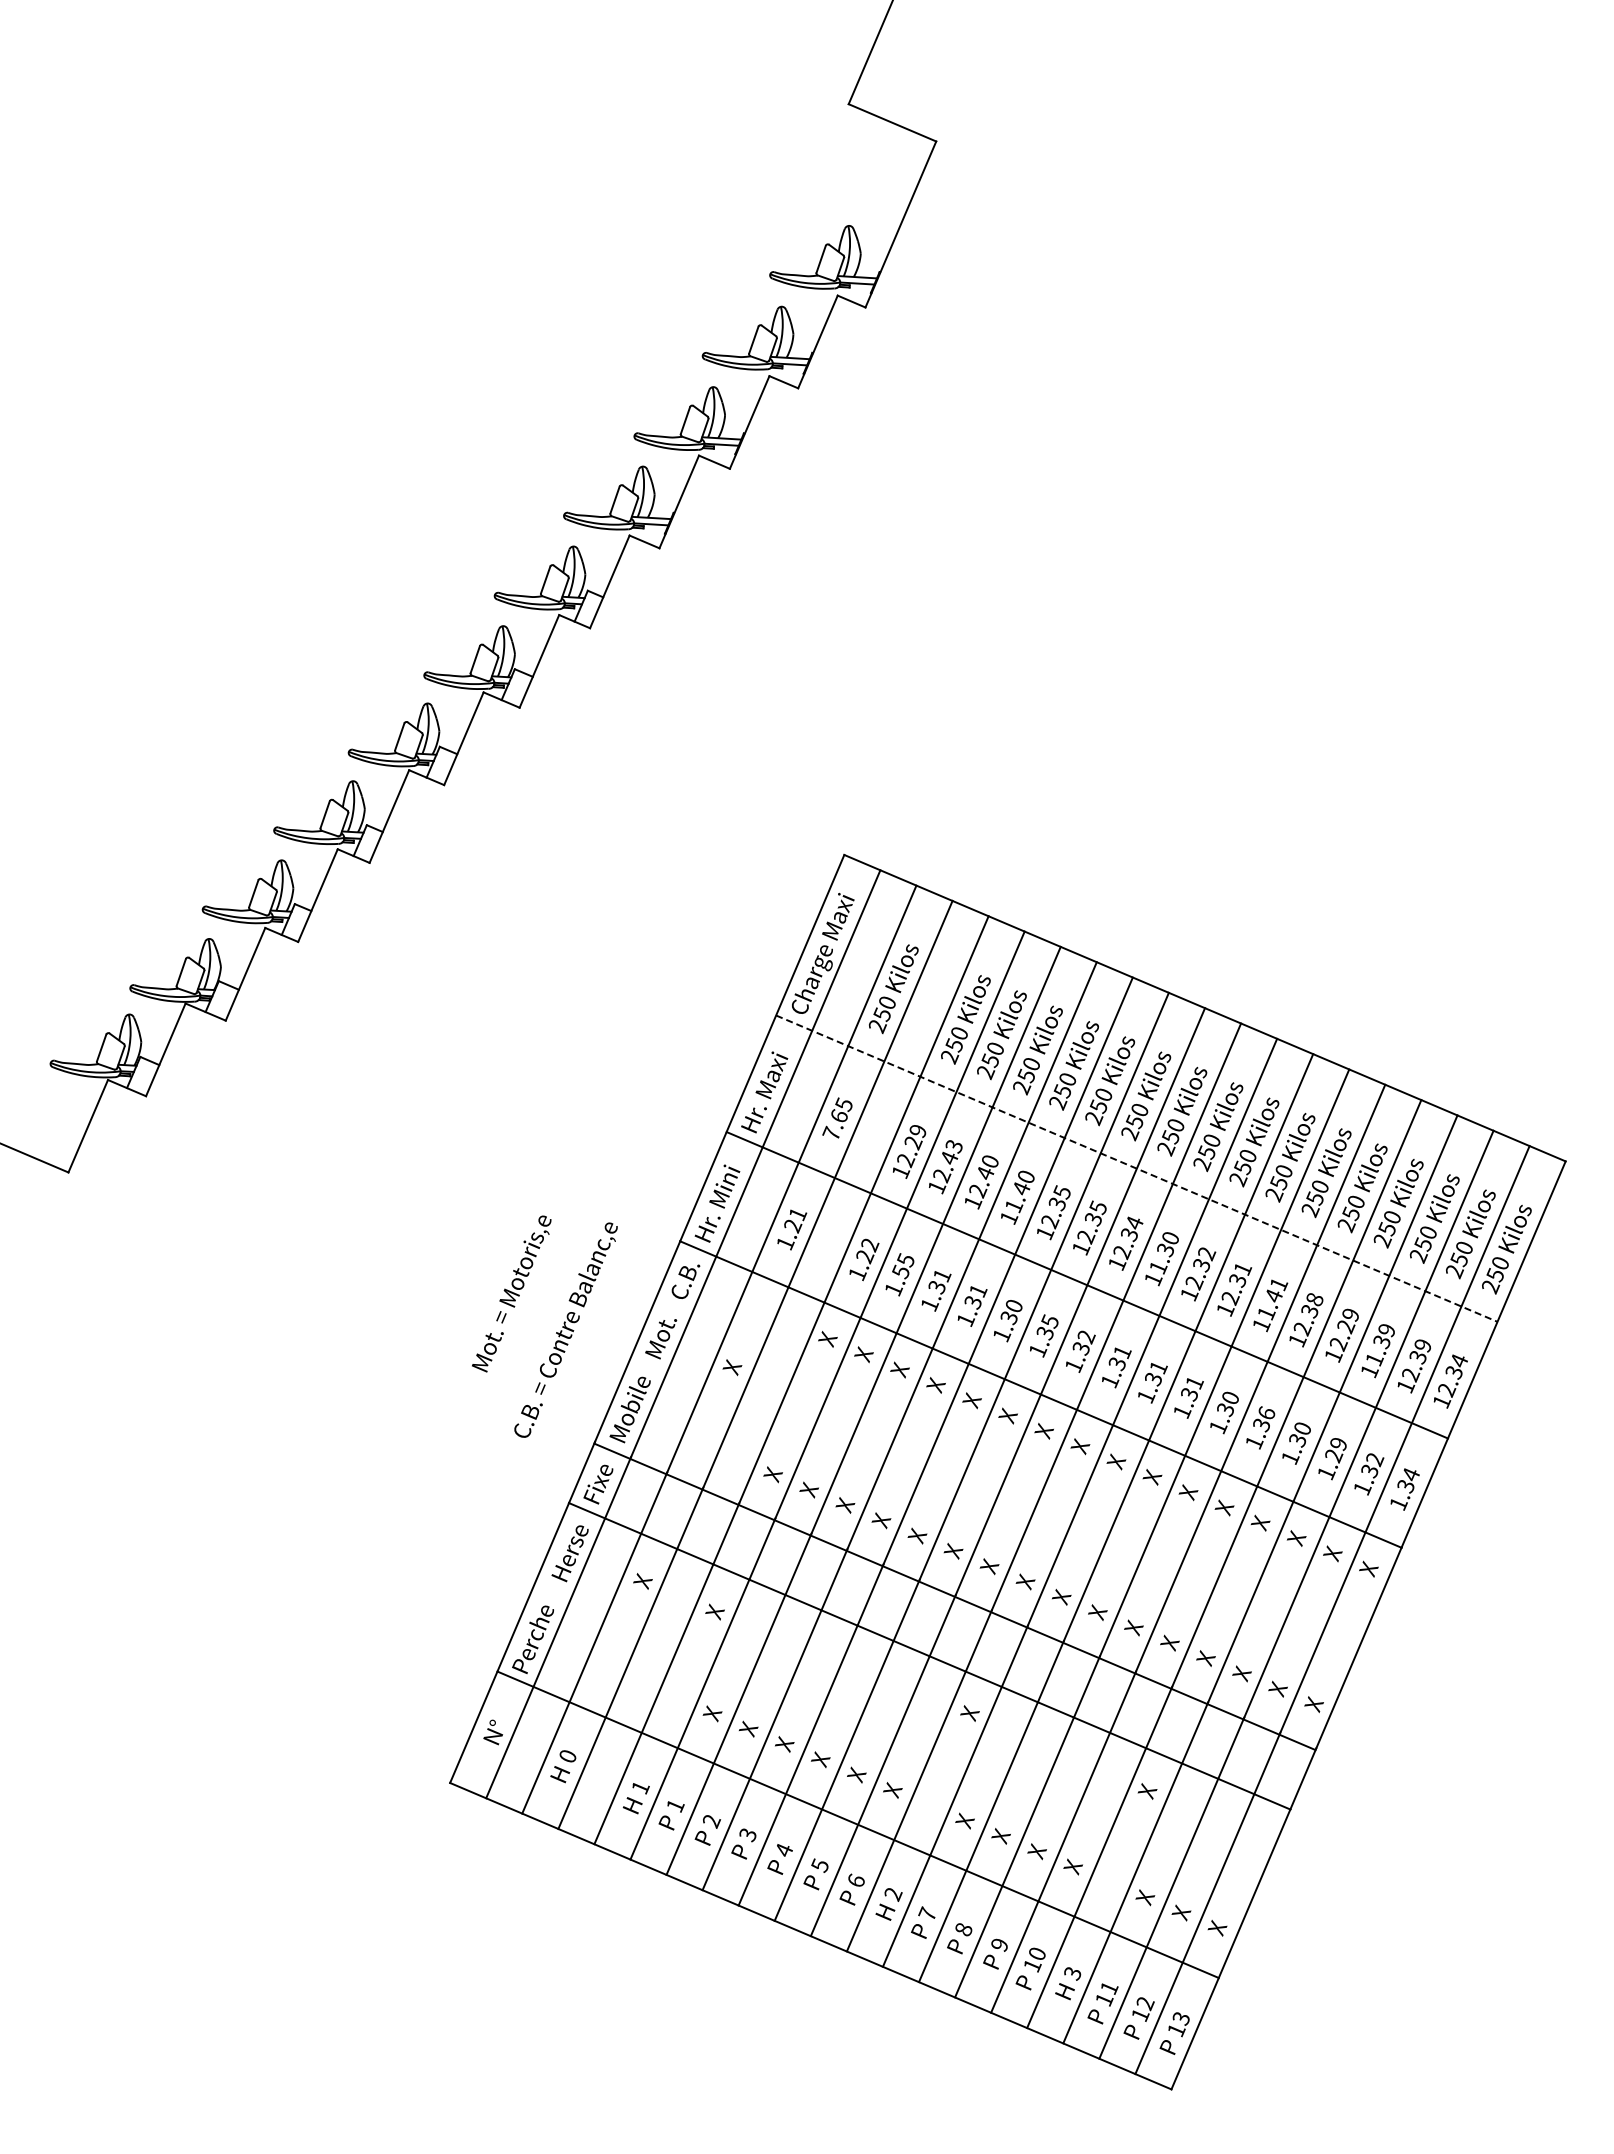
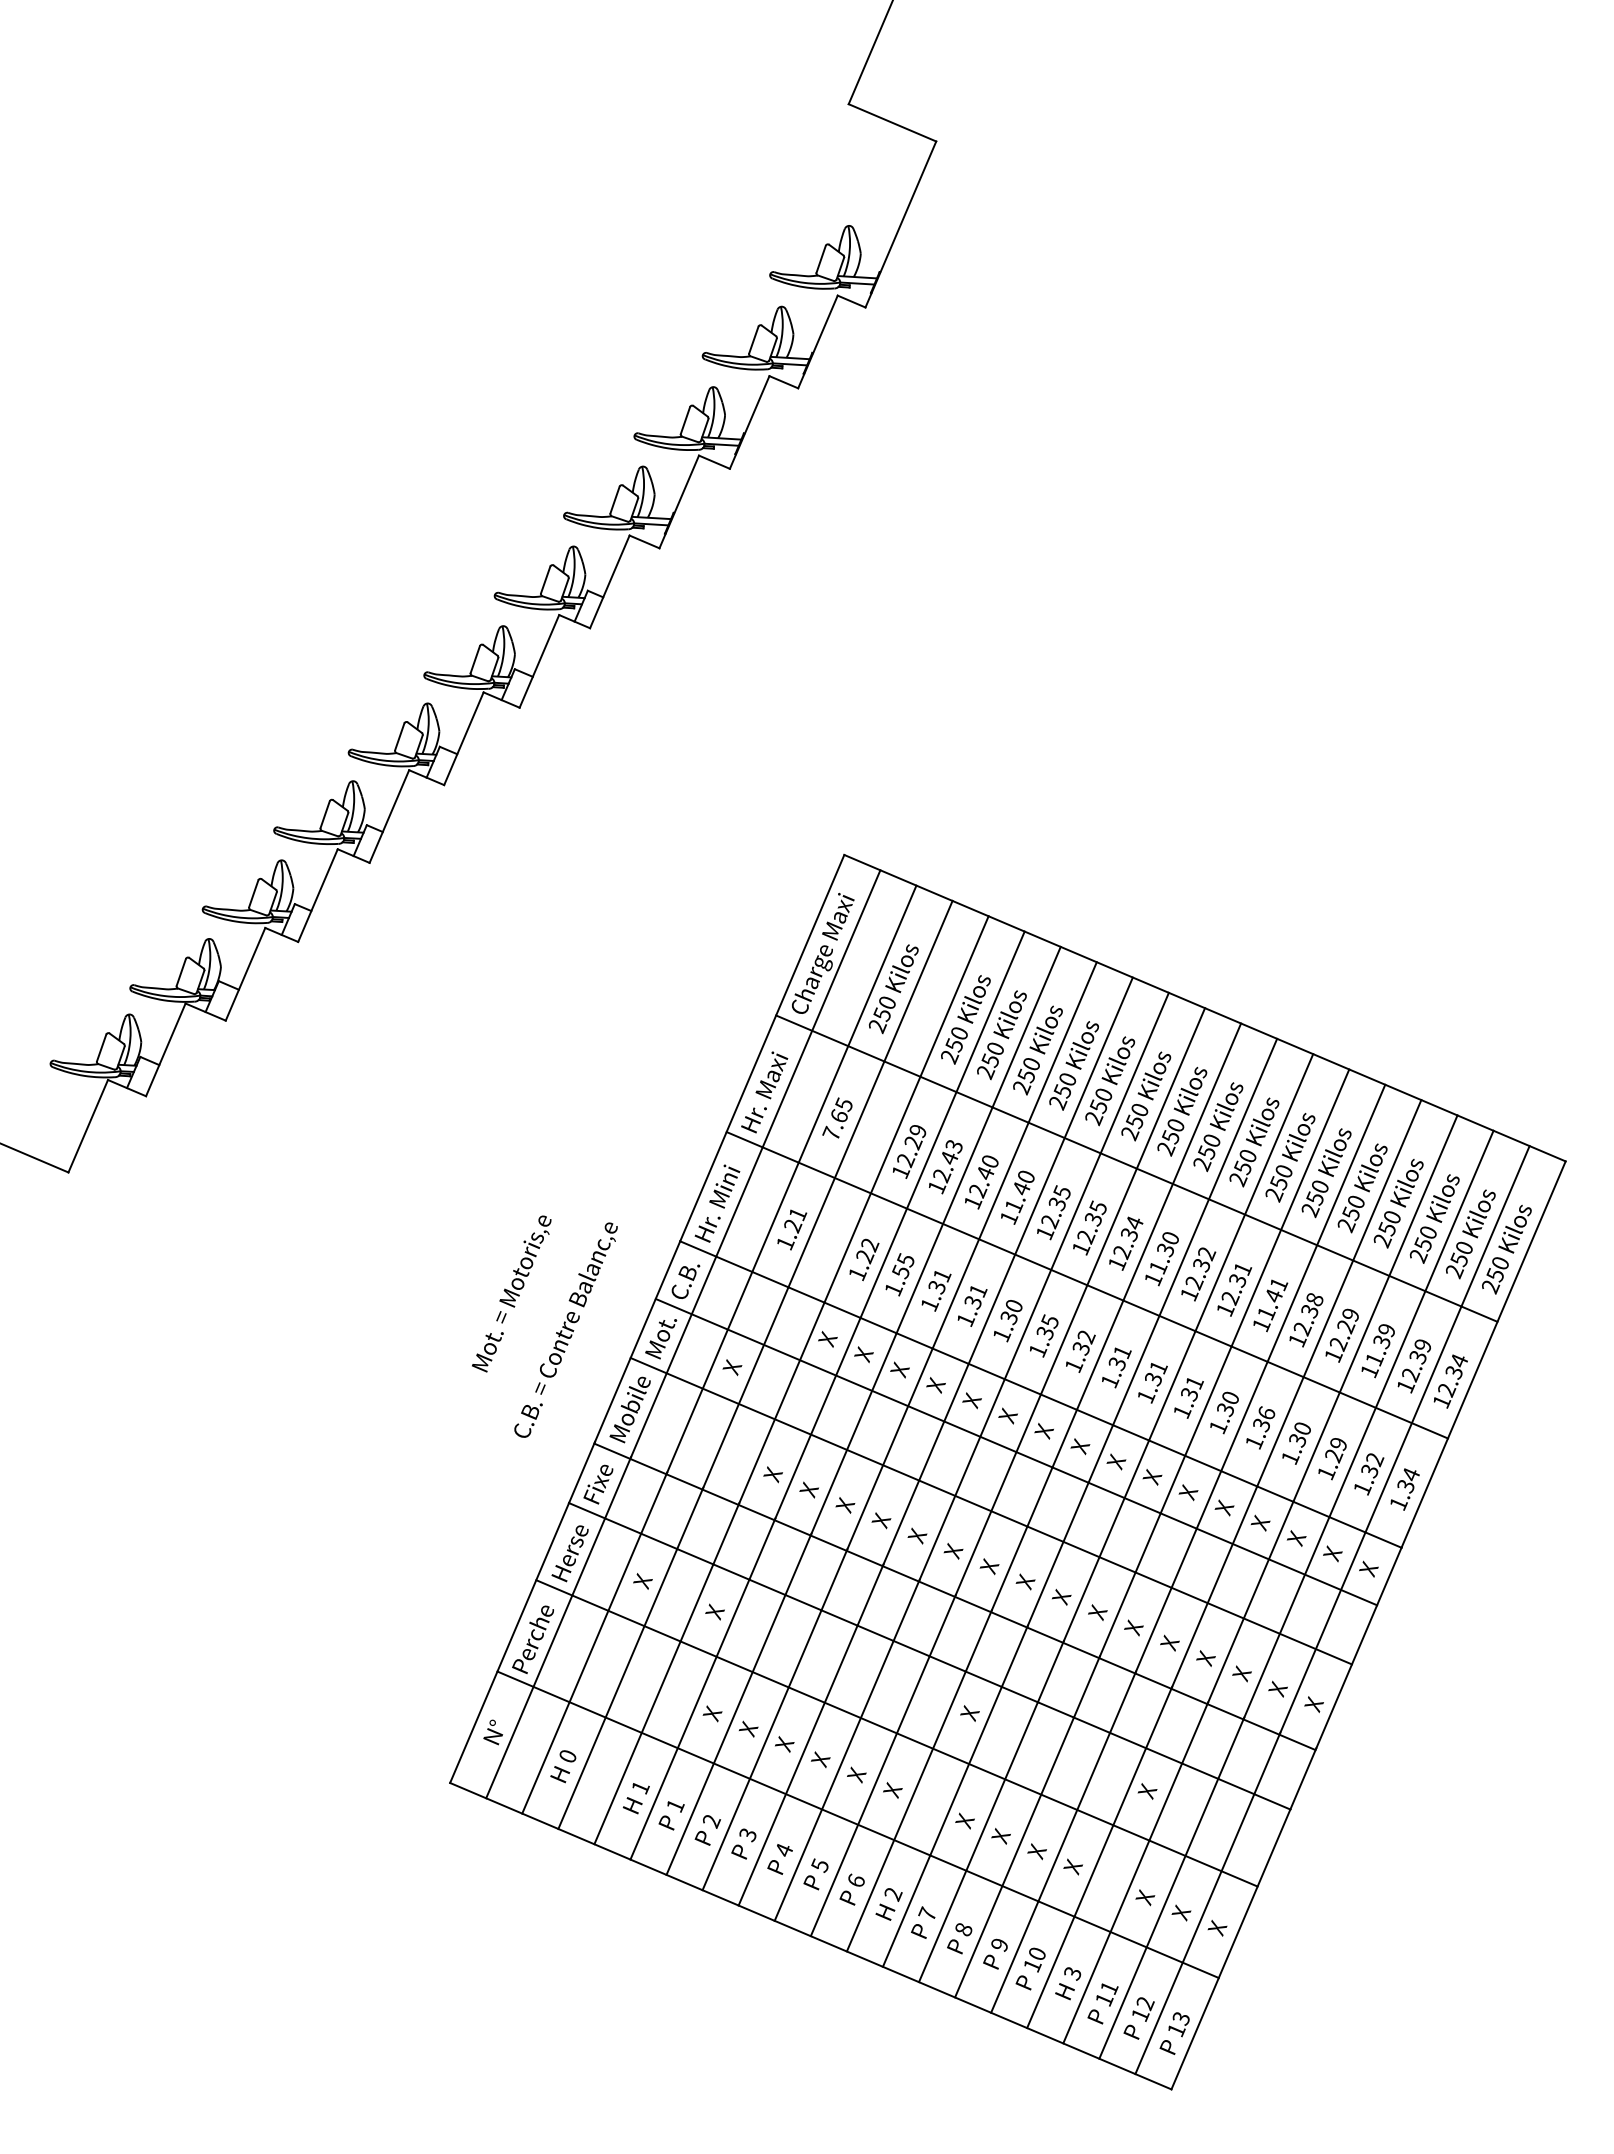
line: dashed -> solid (1136, 1168)
line: none -> present (1016, 1451)
line: none -> present (990, 1510)
line: none -> present (896, 1733)
